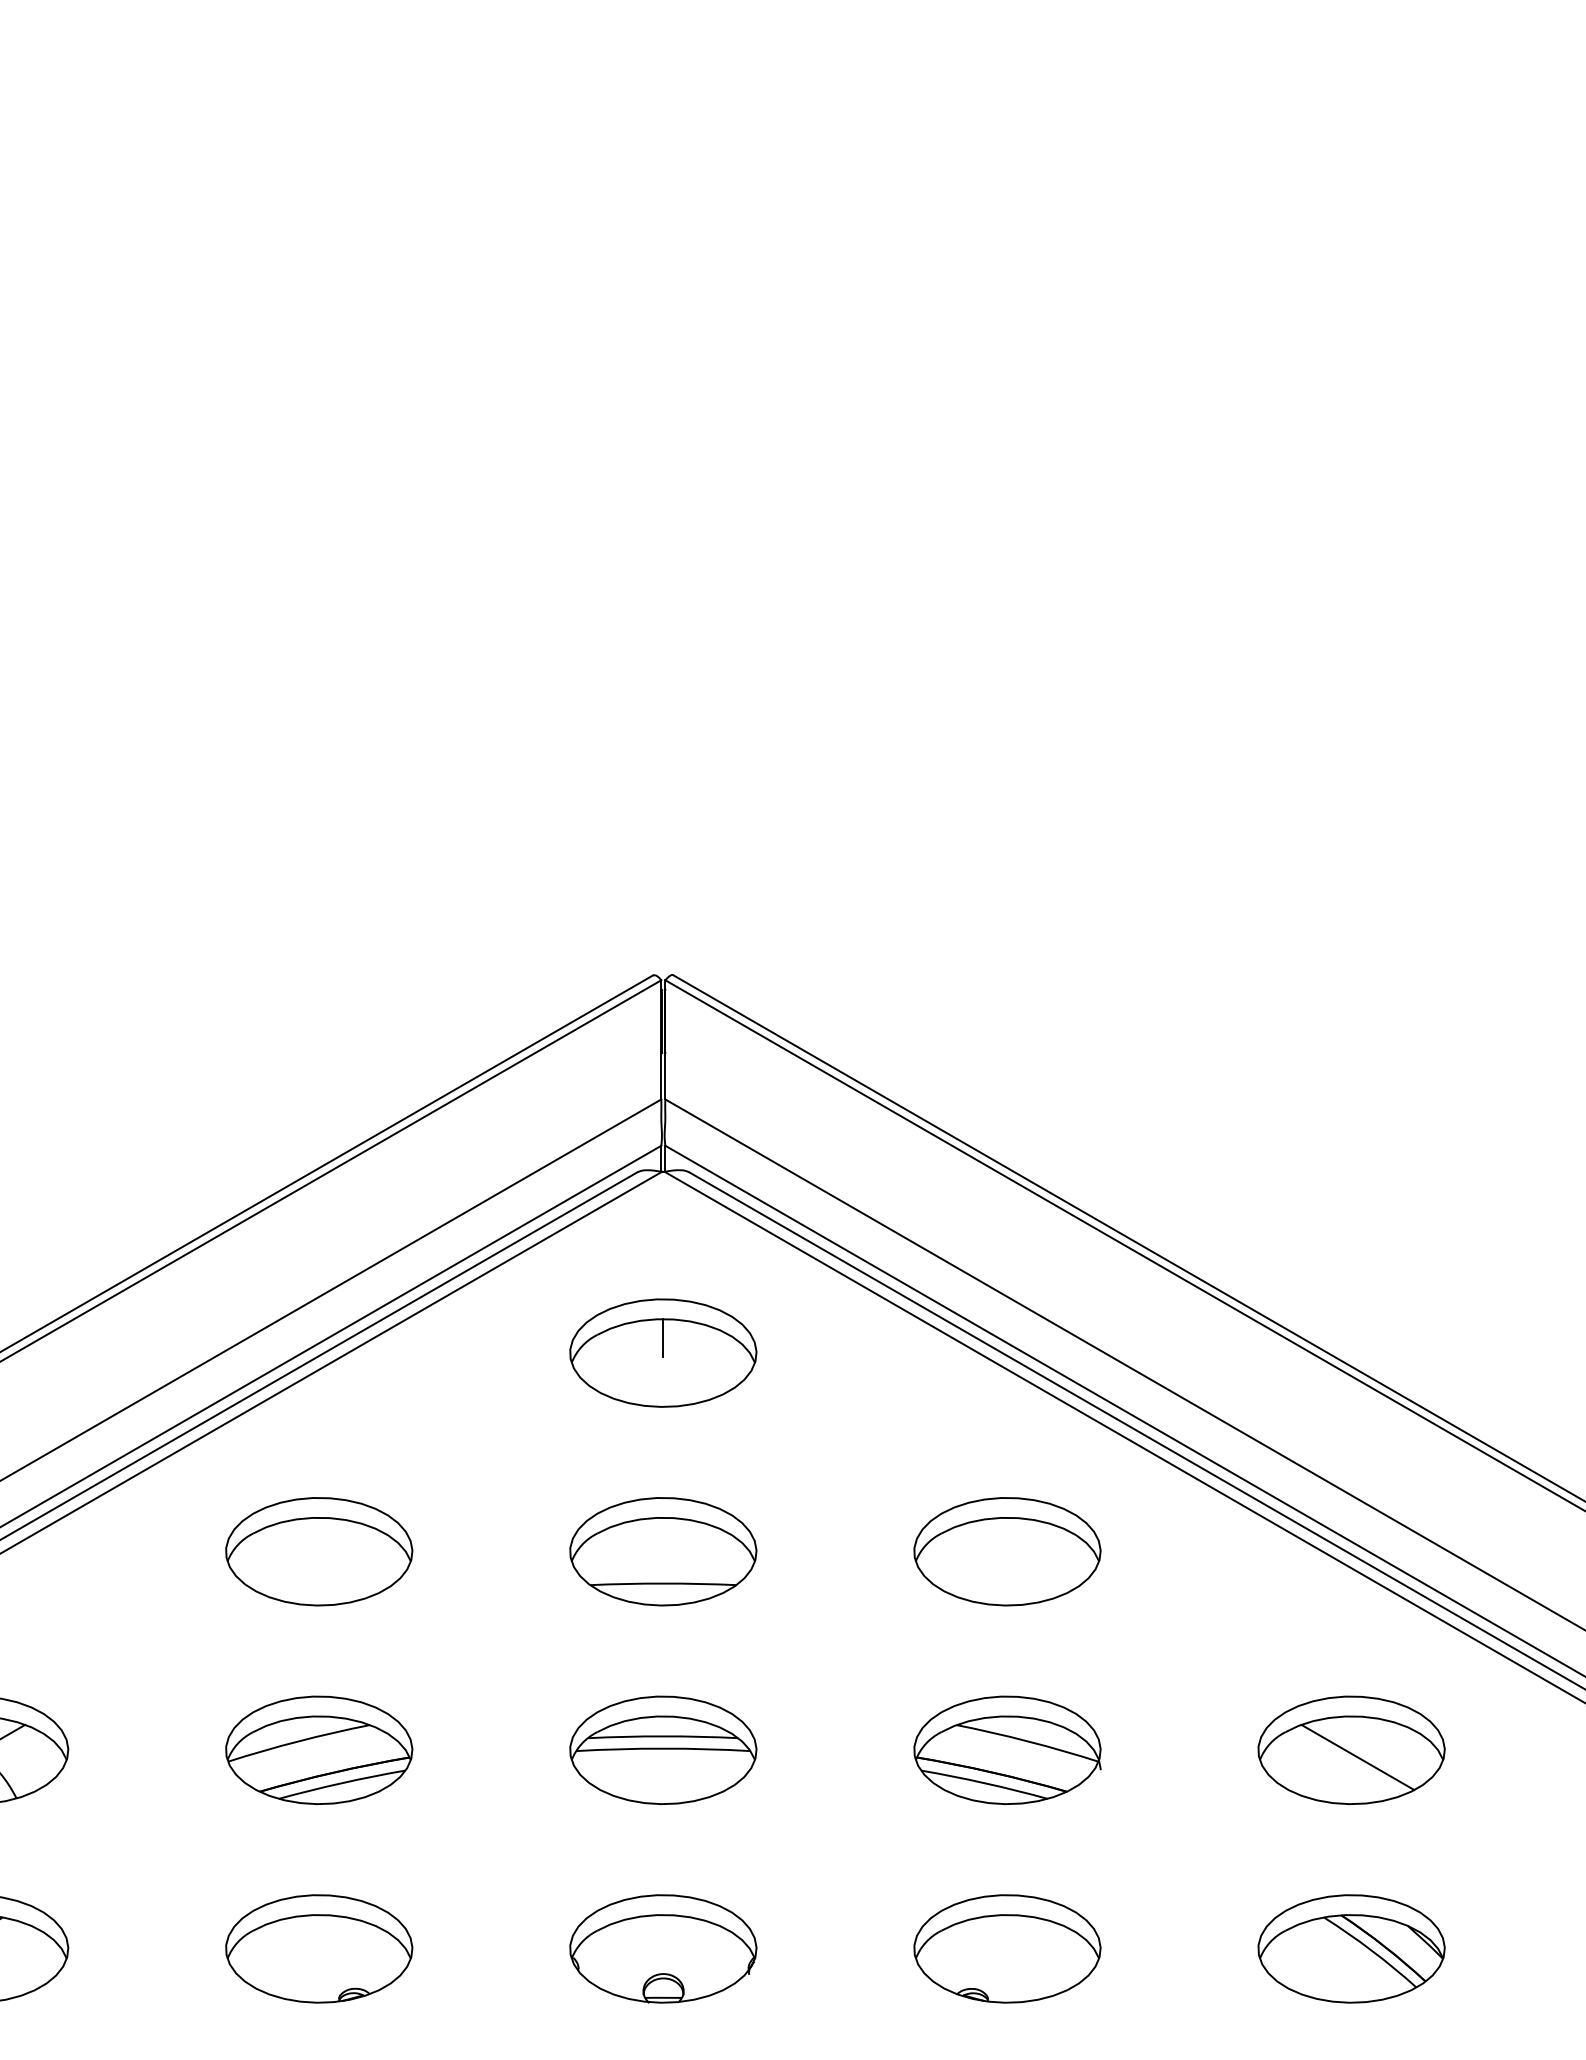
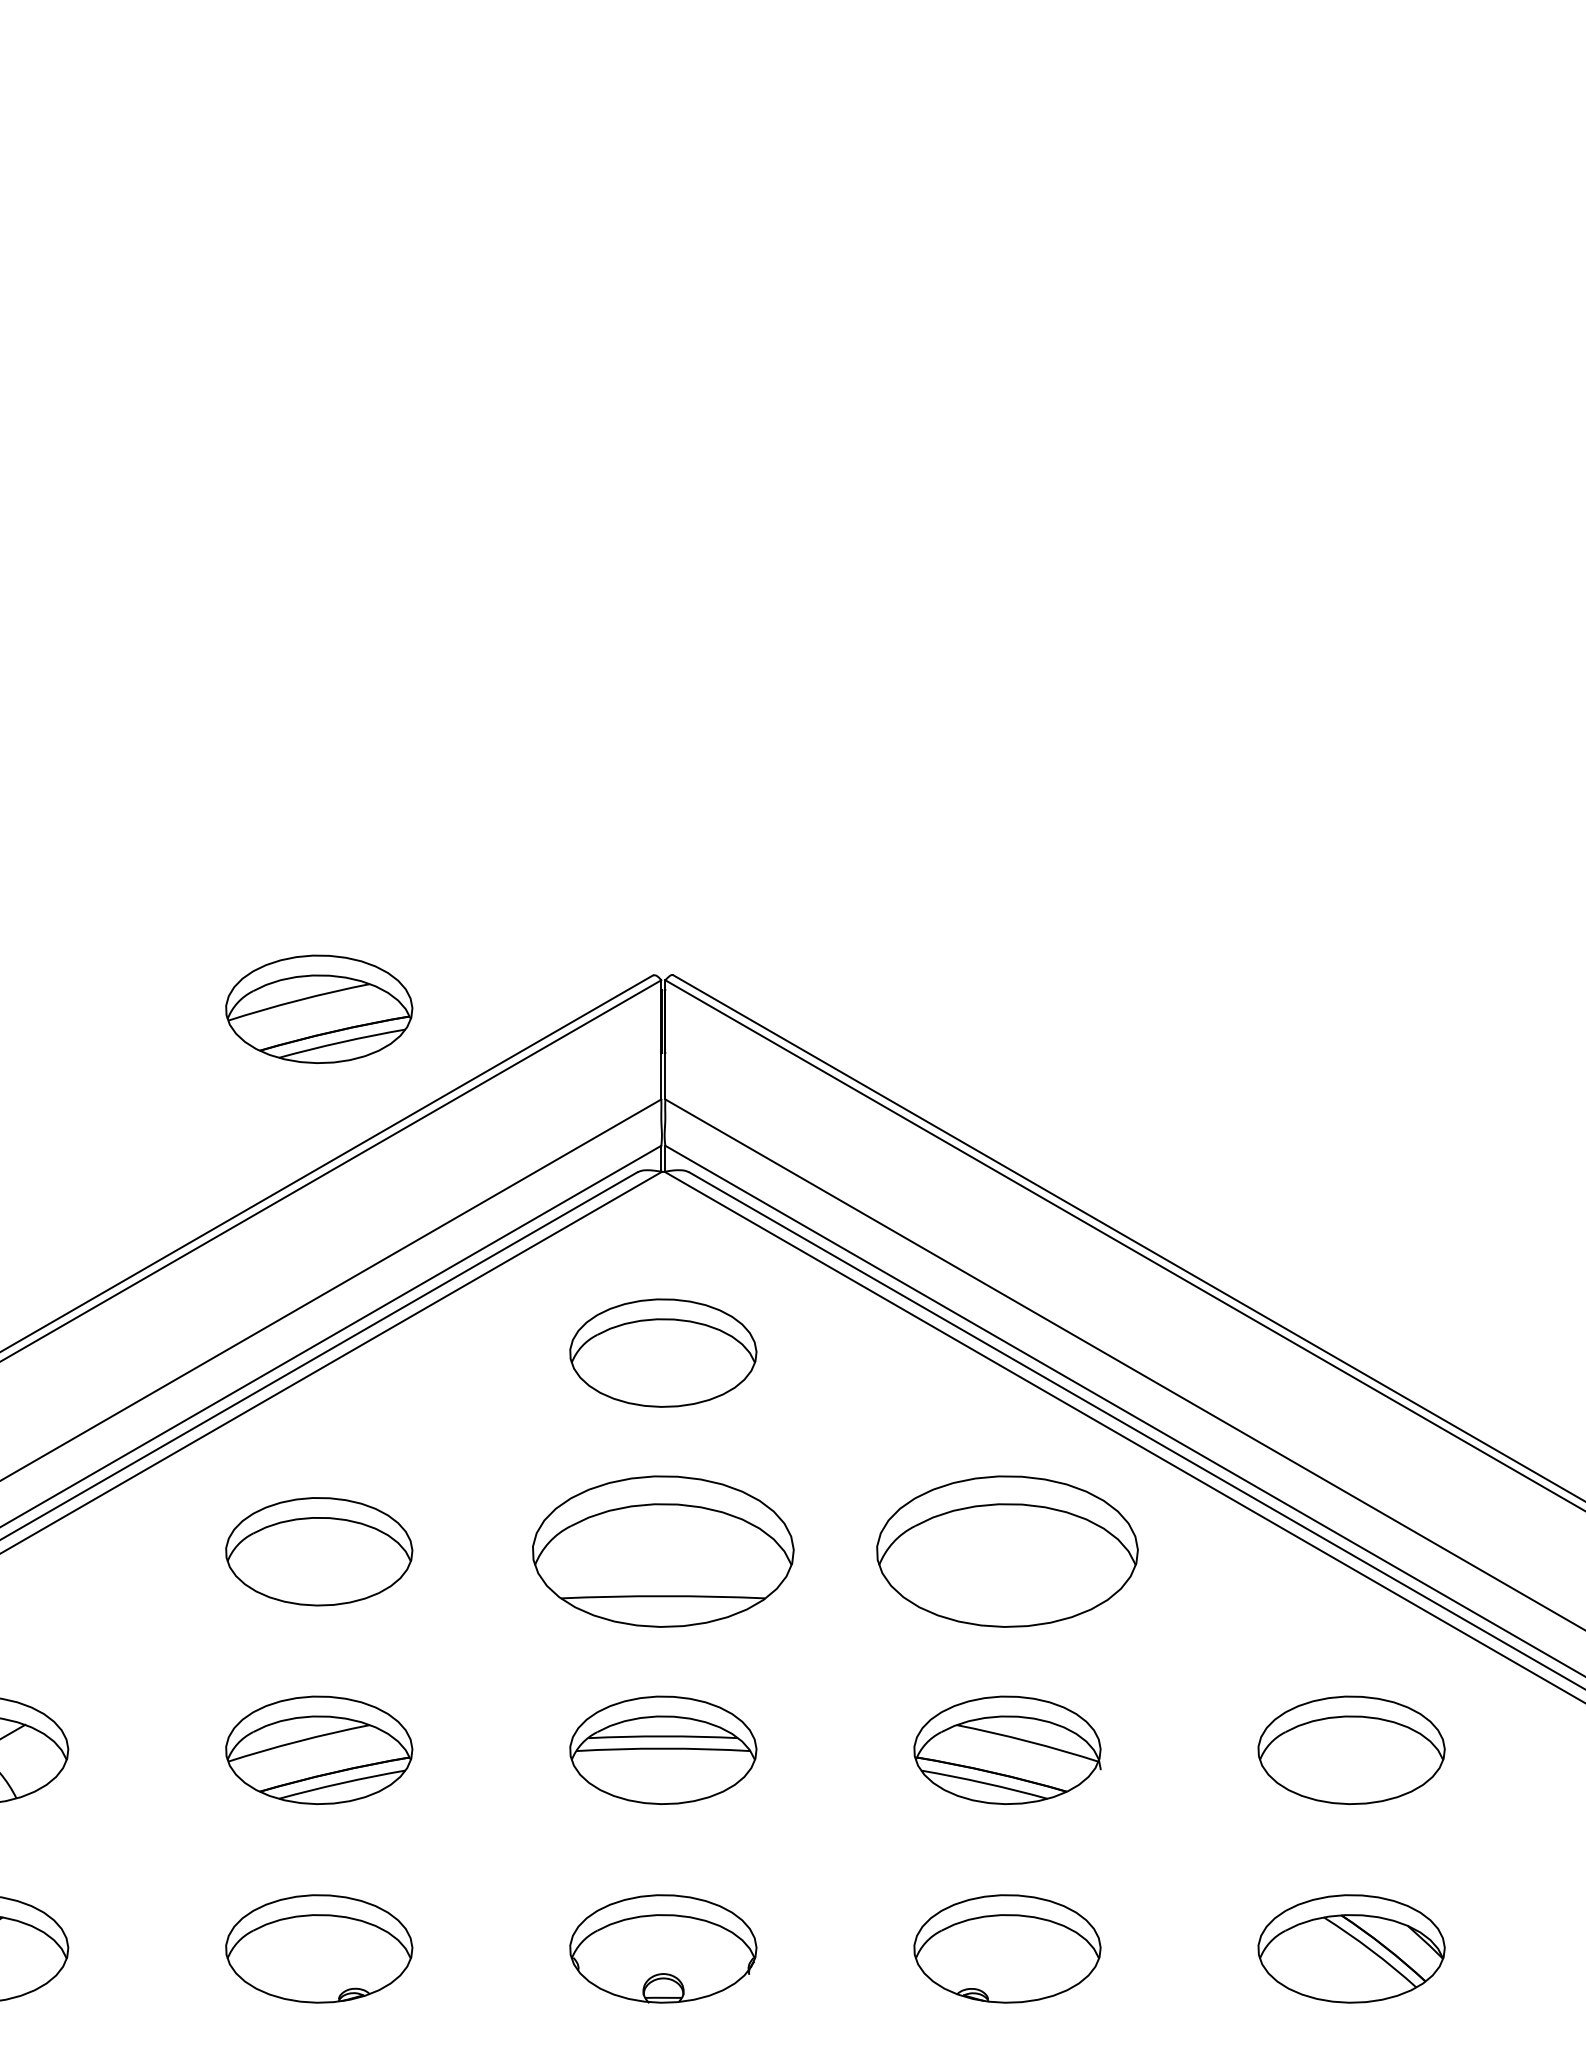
part: none -> present (319, 1008)
line: present -> none (663, 1337)
part size: 189x110 px -> 263x153 px (663, 1551)
part size: 189x110 px -> 263x153 px (1007, 1551)
line: present -> none (1357, 1757)
